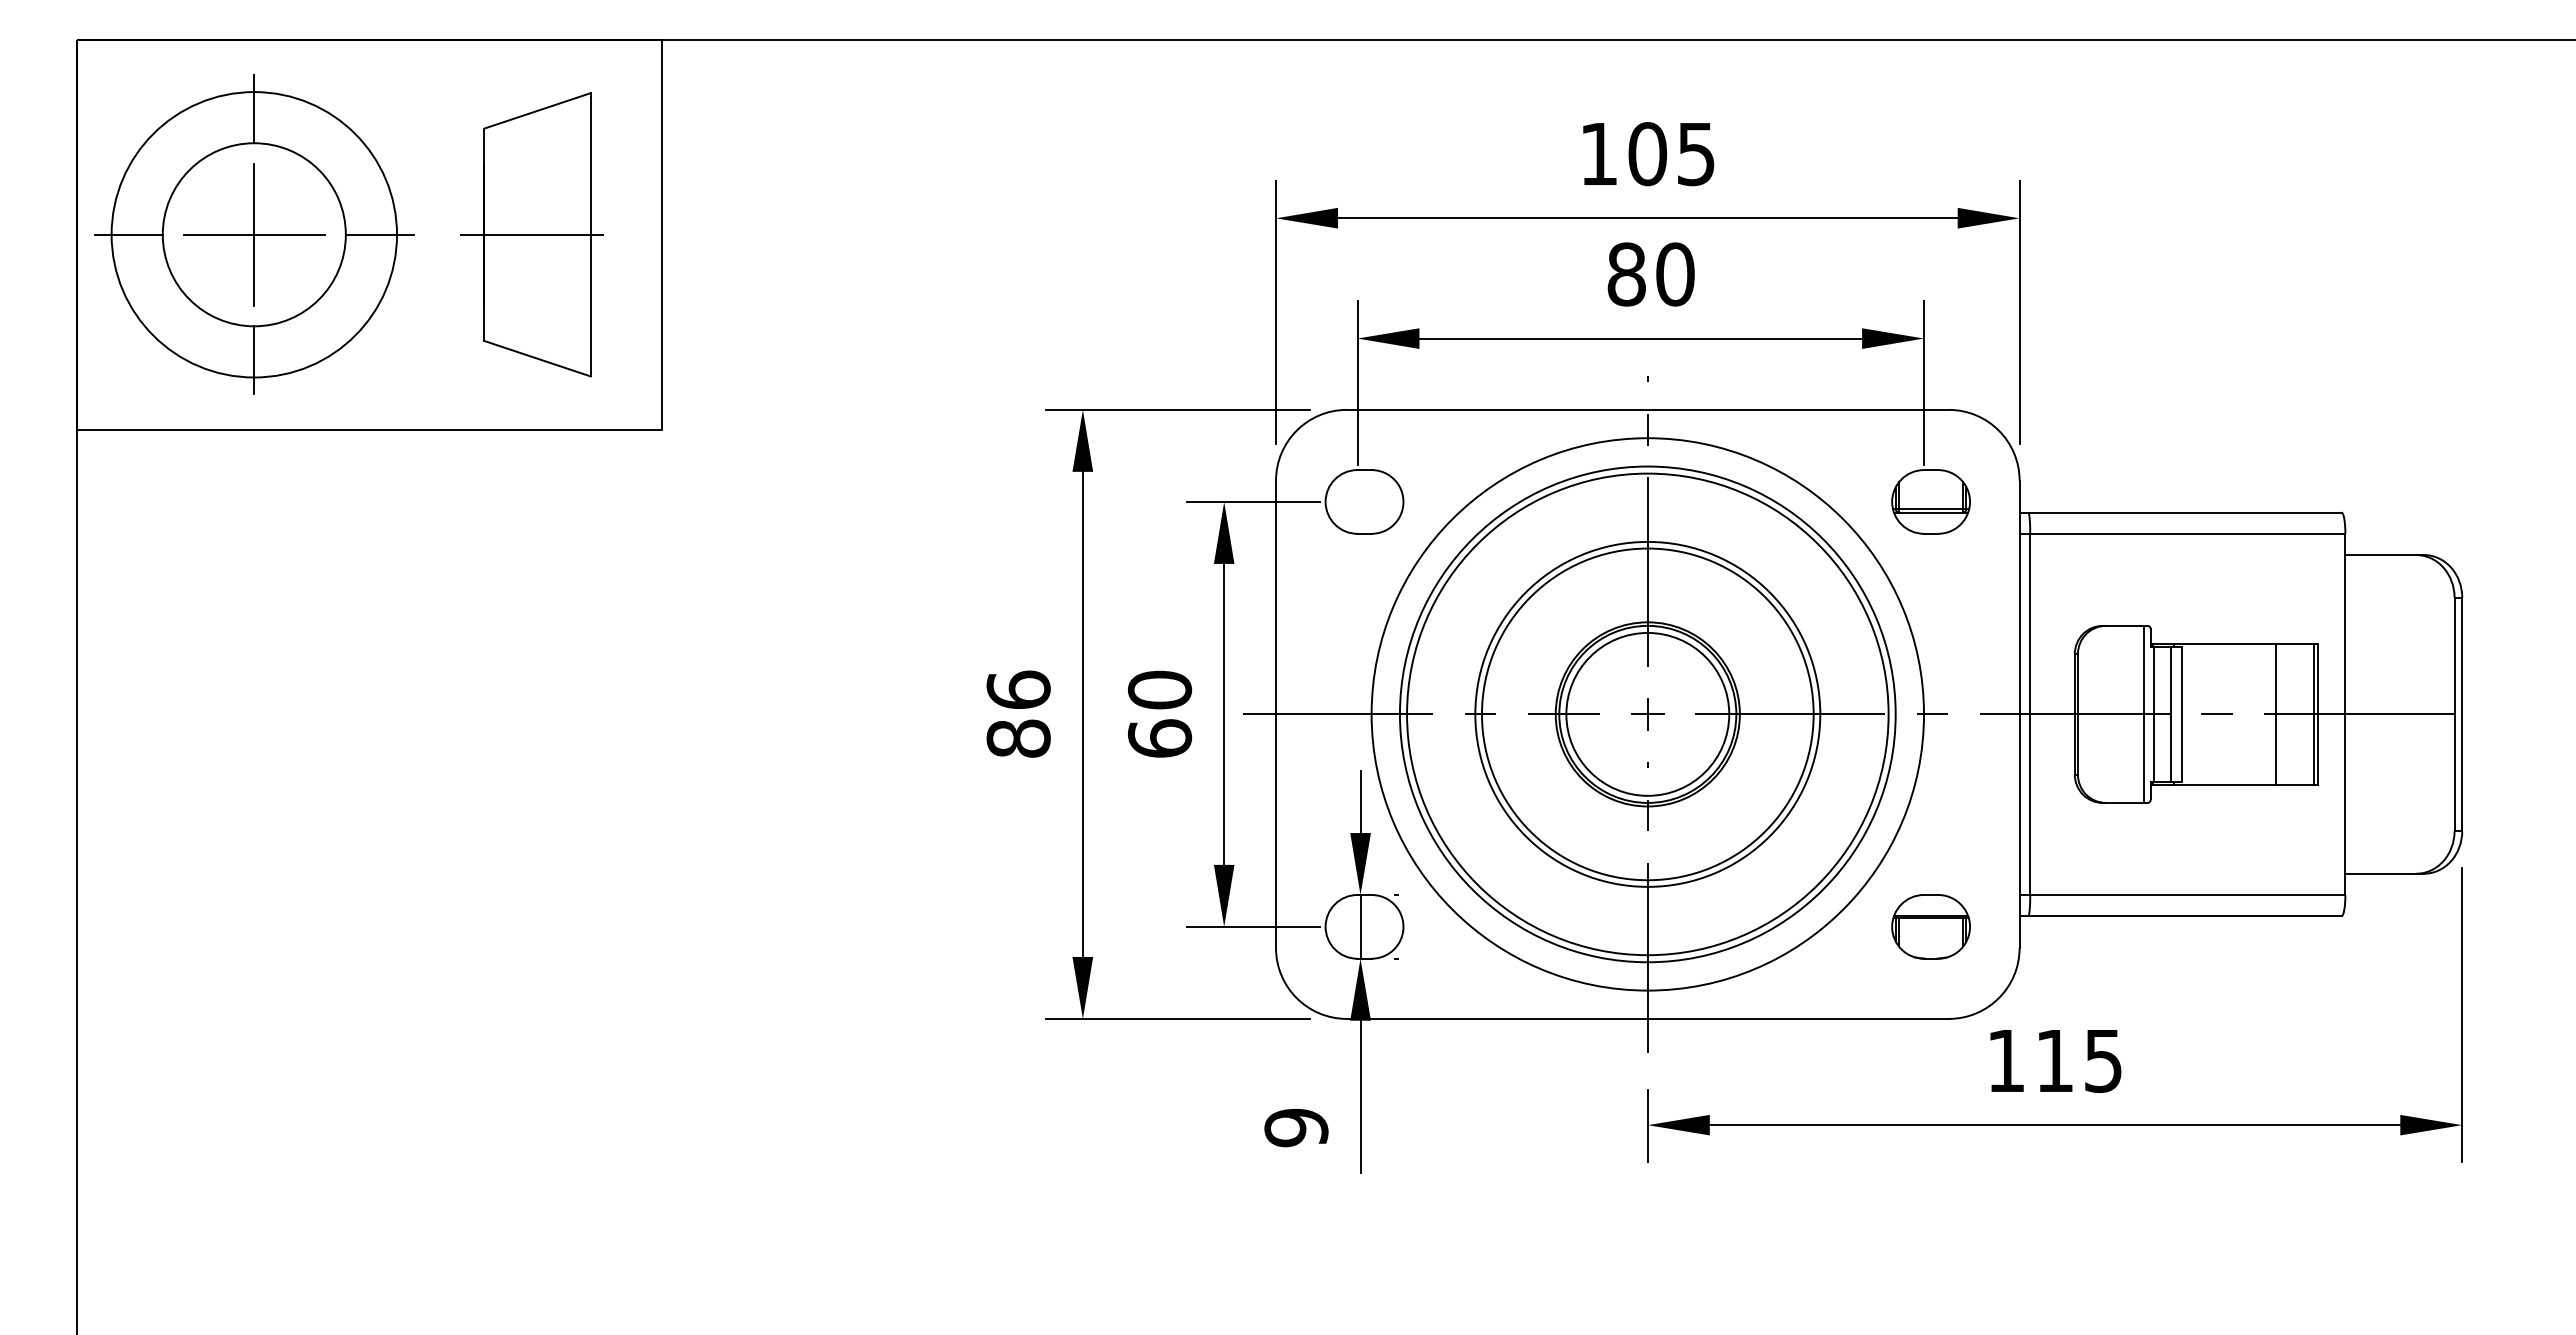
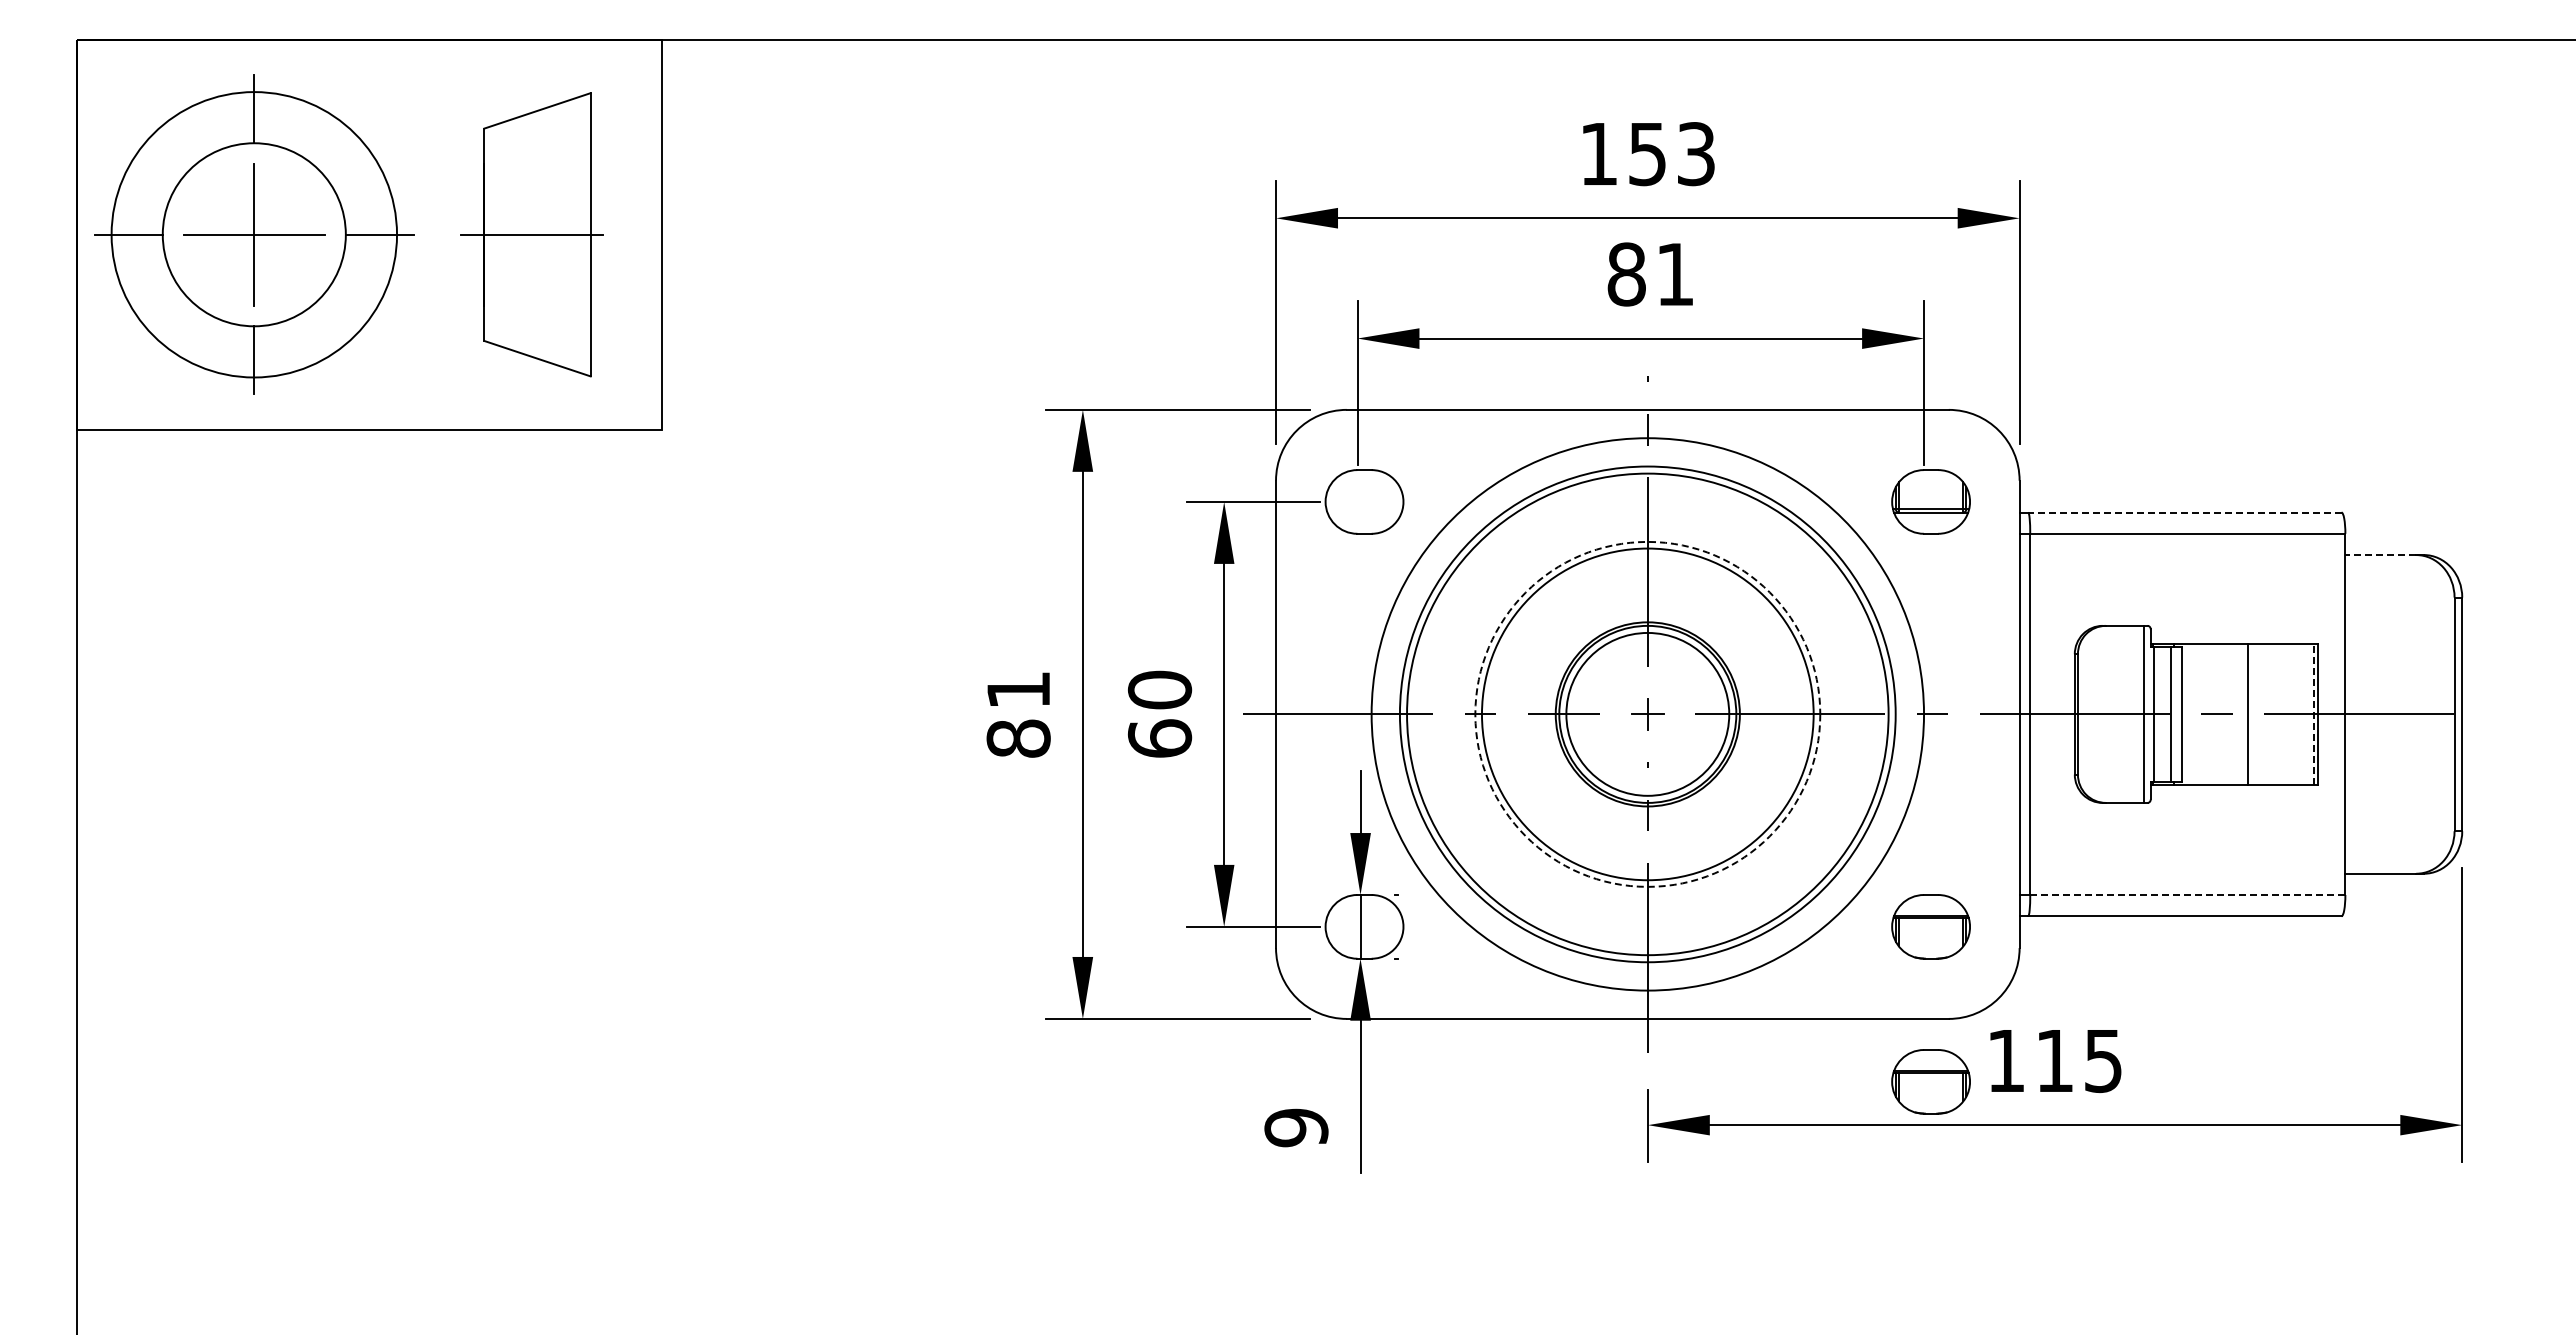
text: 105 -> 153 (1671, 154)
text: 80 -> 81 (1675, 274)
line: solid -> dashed (2184, 512)
line: solid -> dashed (2380, 555)
text: 86 -> 81 (1018, 689)
circle: solid -> dashed (1647, 713)
line position: (2275, 714) -> (2247, 714) (2247, 714)
line: solid -> dashed (2313, 714)
line: solid -> dashed (2187, 894)
part: none -> present (1930, 1081)
